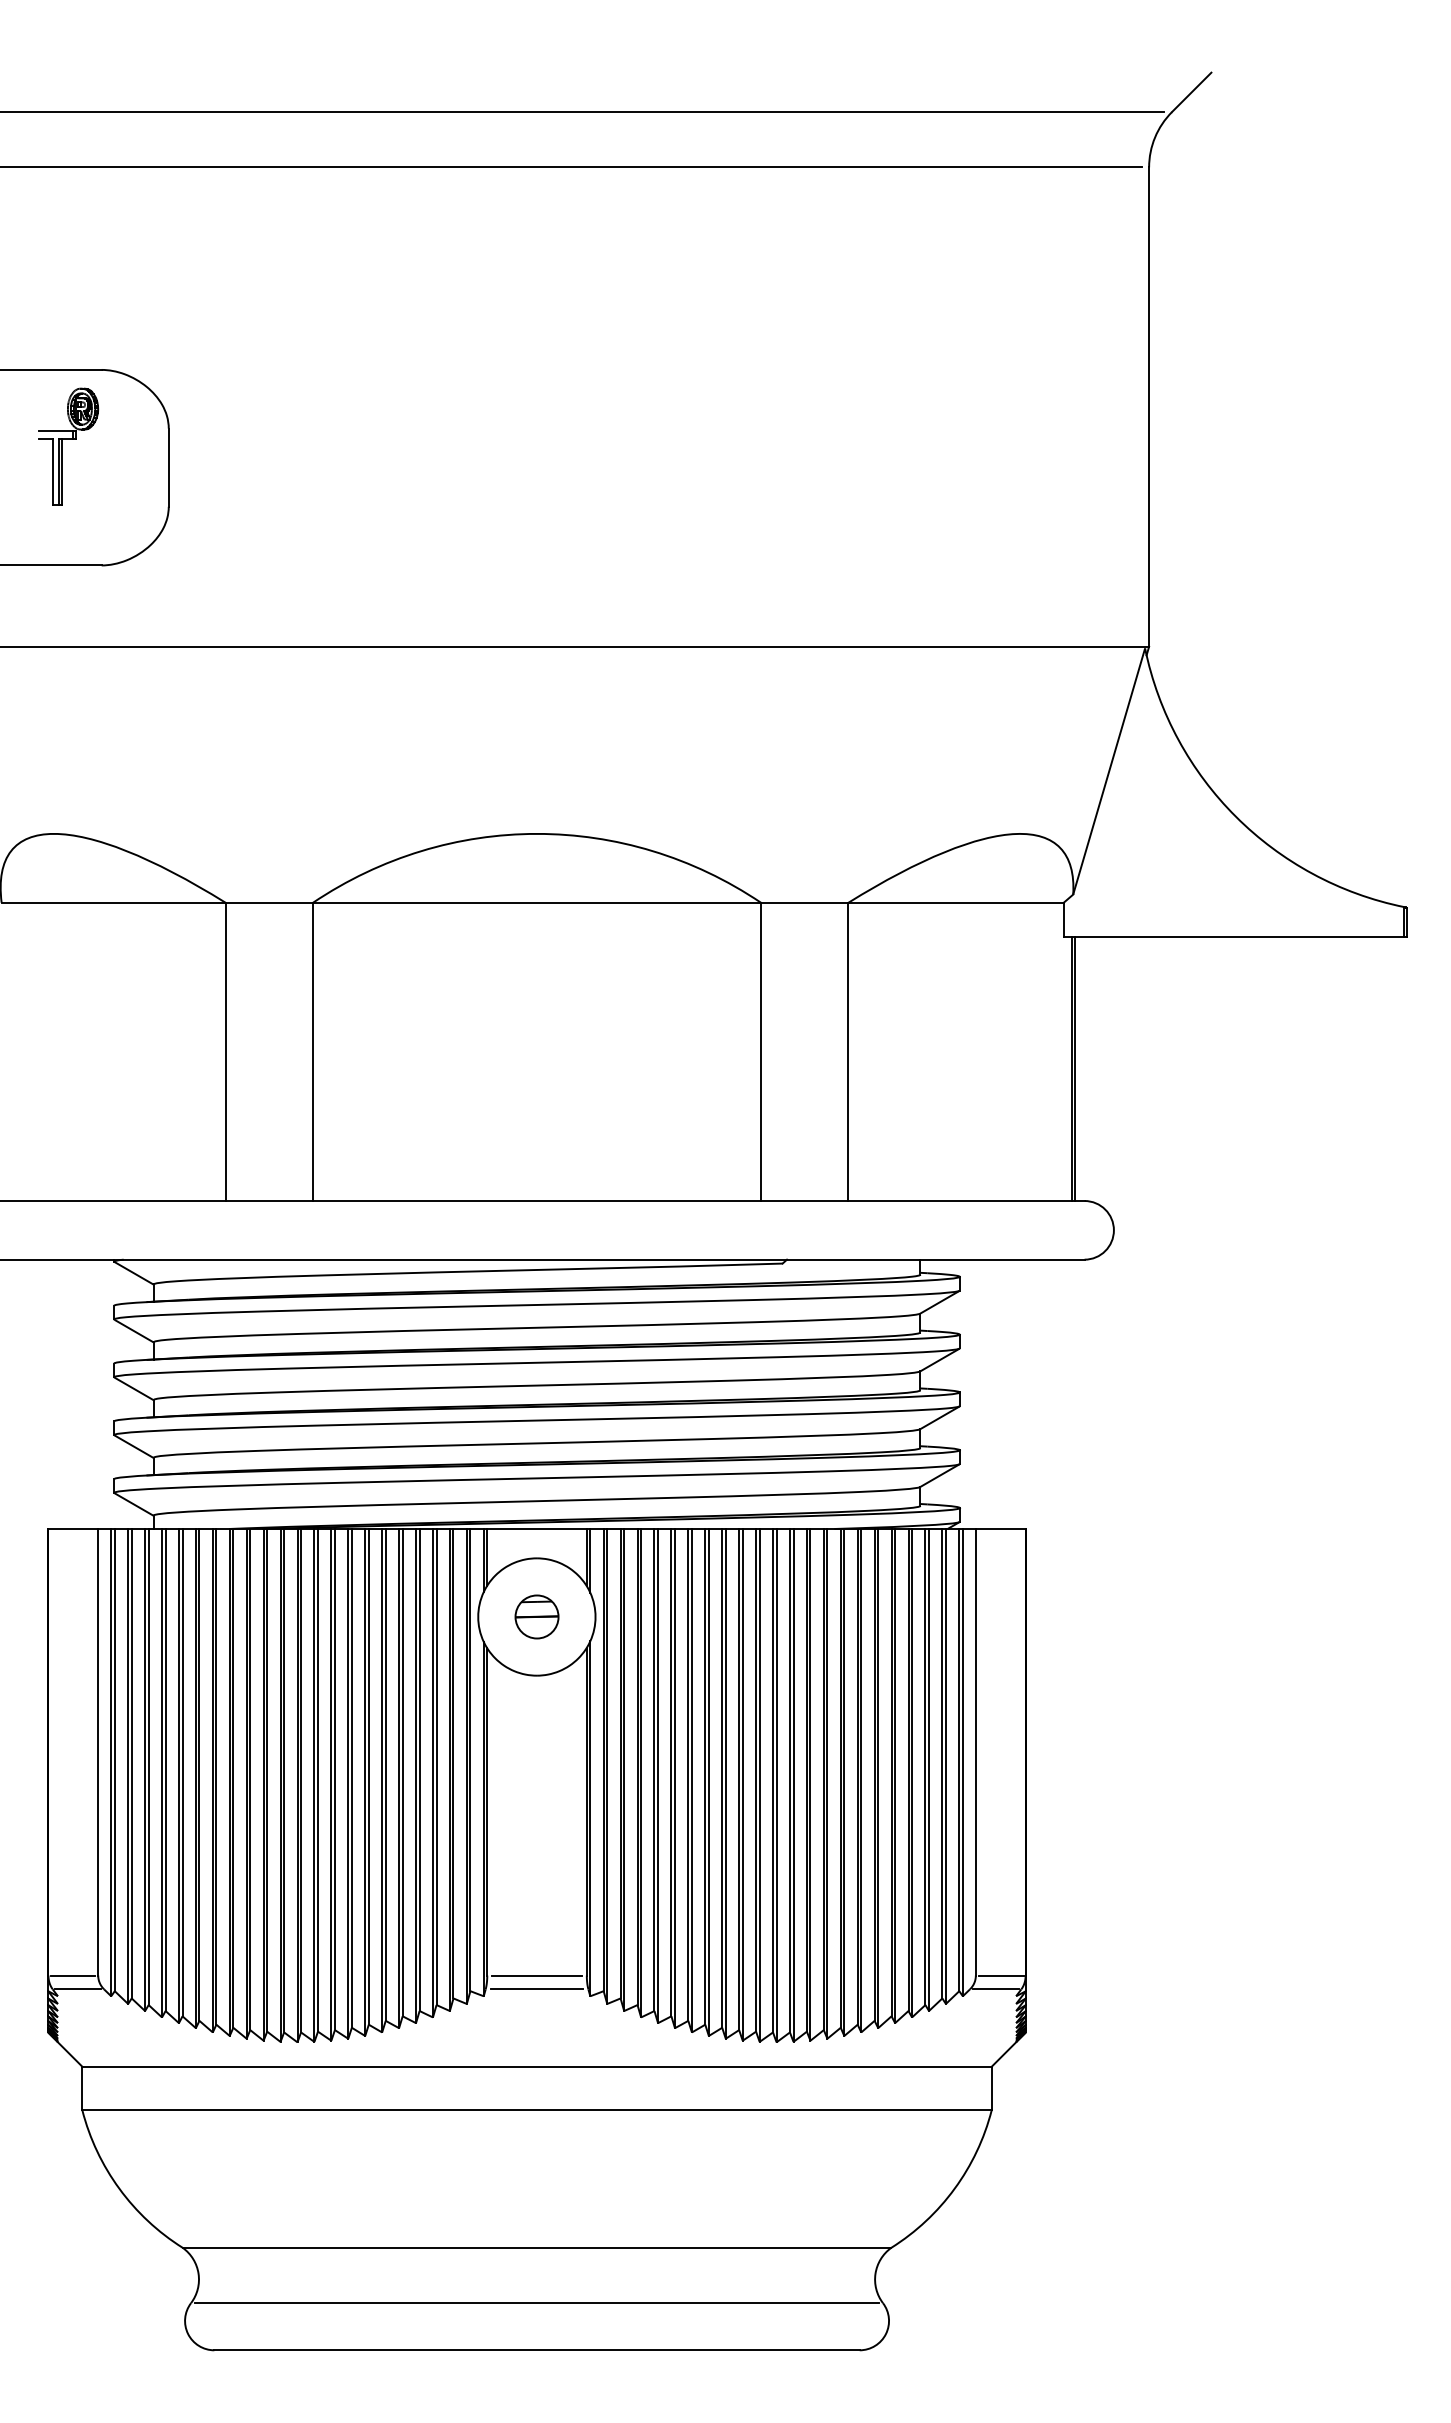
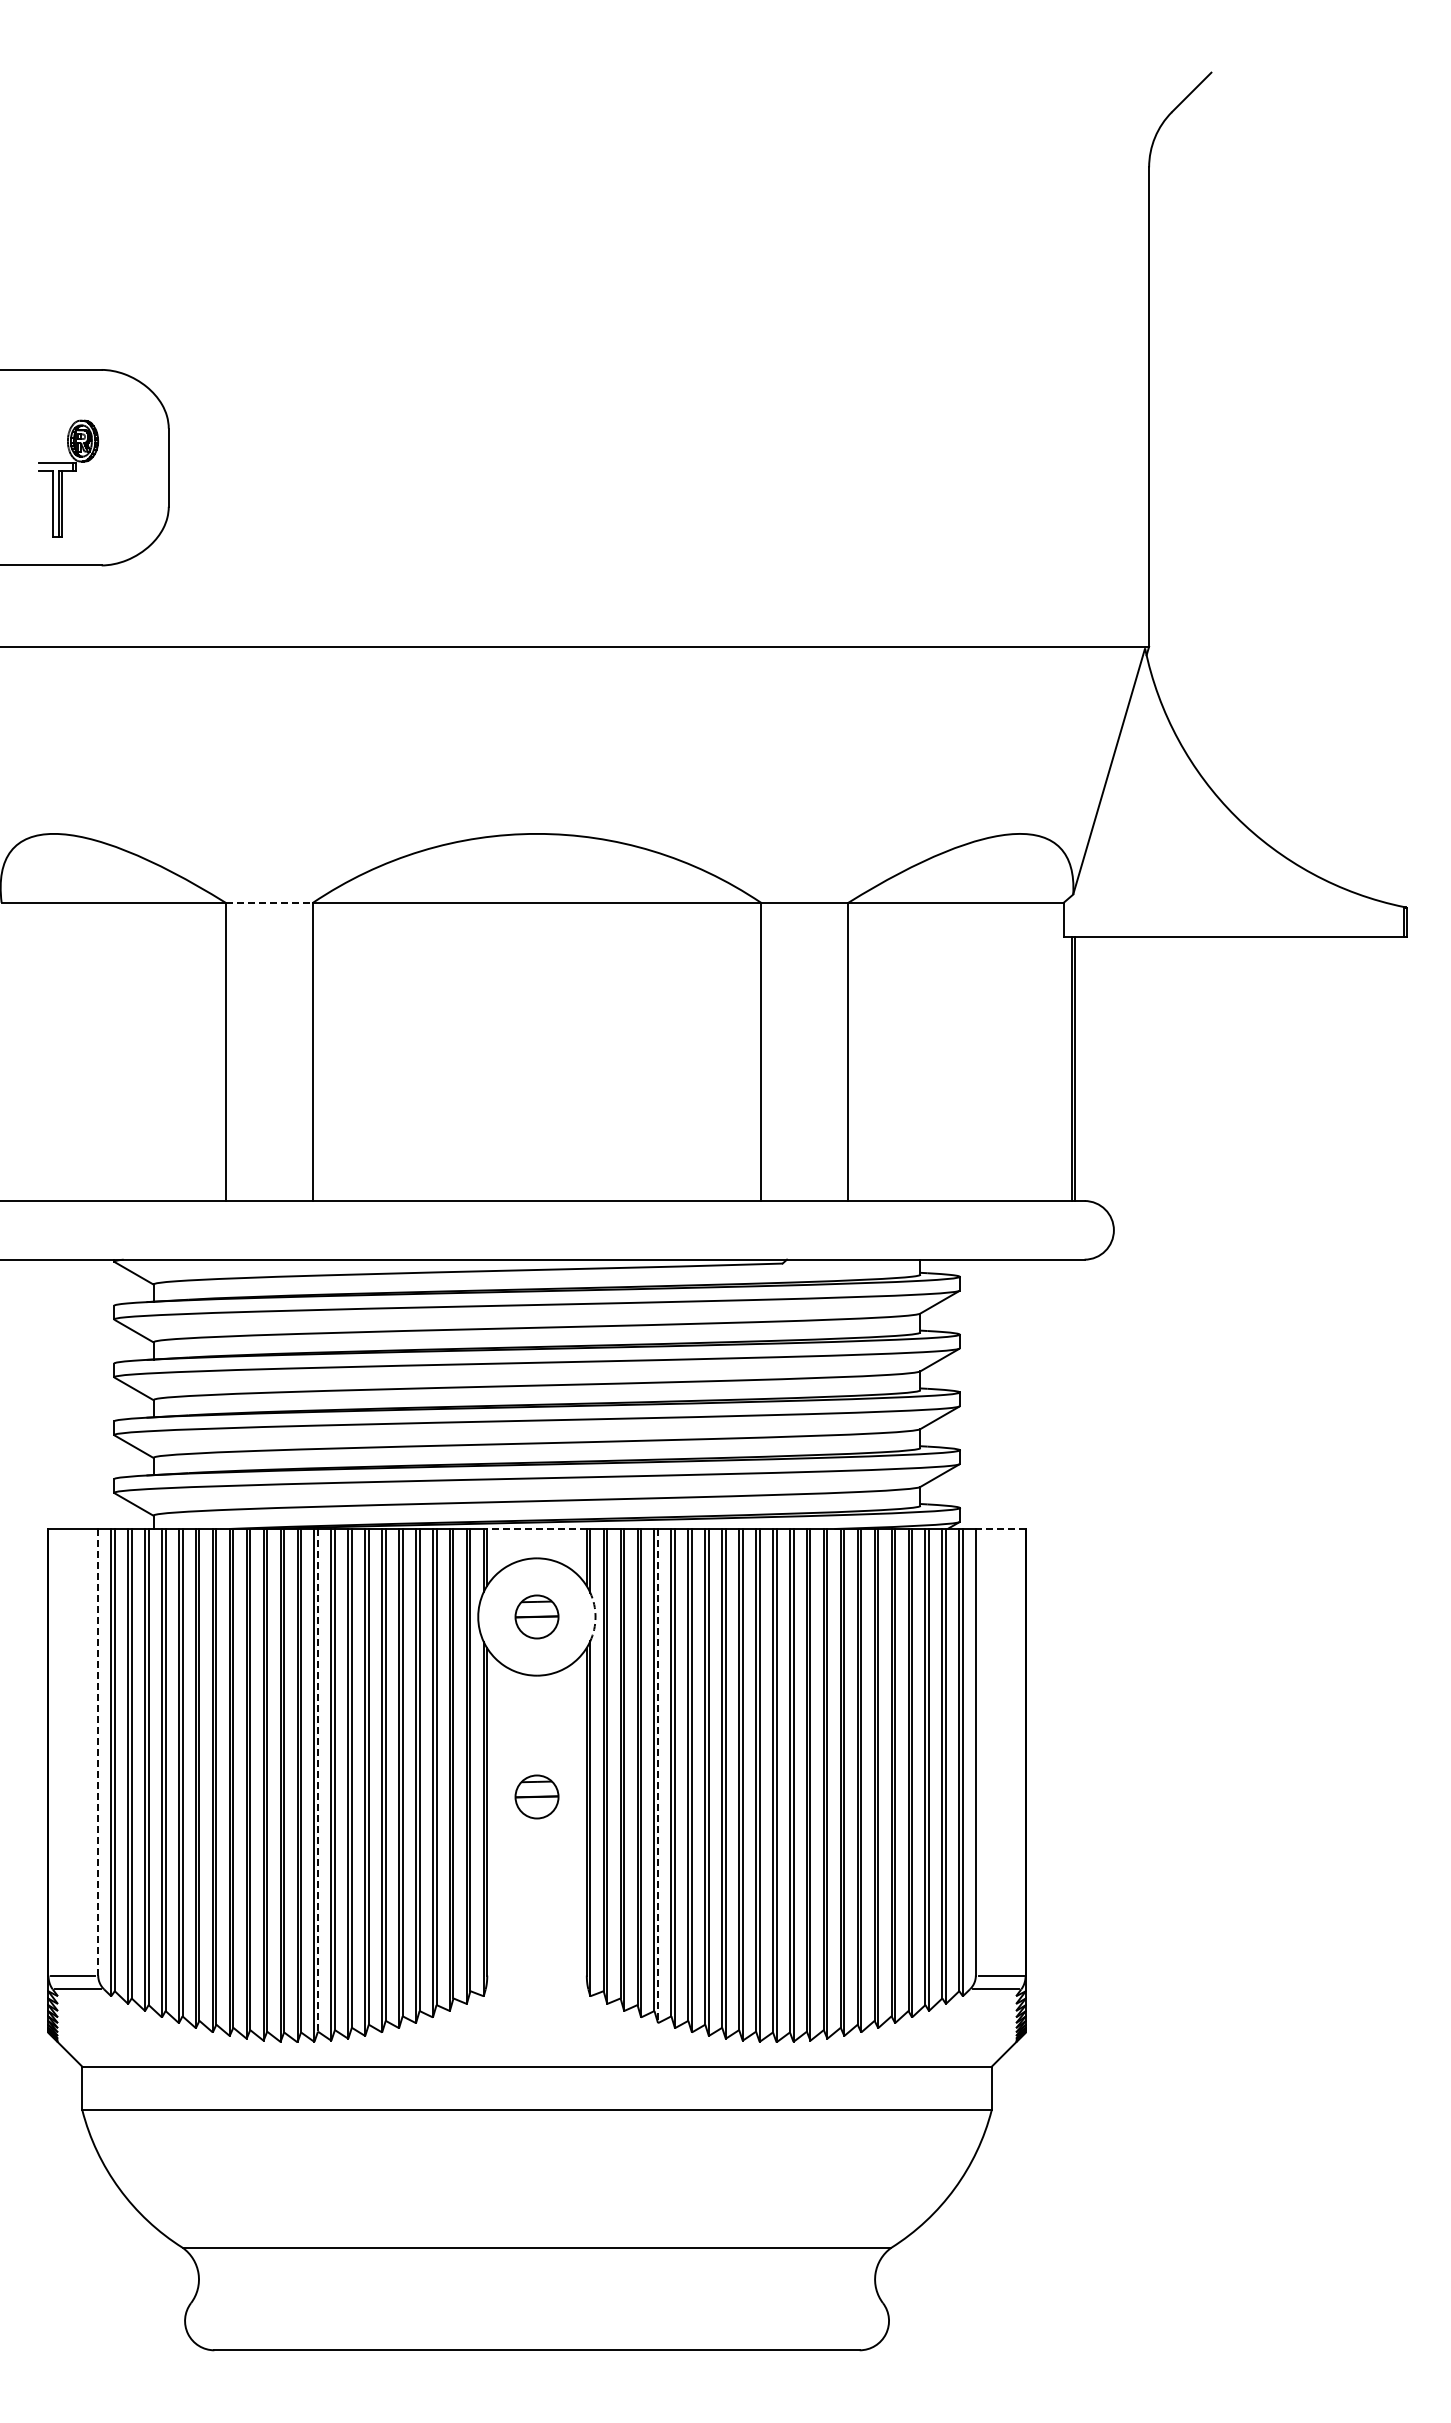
line: present -> none (583, 112)
line: present -> none (571, 167)
part position: (68, 446) -> (68, 478) (68, 478)
line: solid -> dashed (269, 902)
line: solid -> dashed (537, 1529)
line: solid -> dashed (1000, 1529)
arc: solid -> dashed (595, 1617)
line: solid -> dashed (98, 1751)
line: solid -> dashed (658, 1776)
line: solid -> dashed (318, 1780)
part: none -> present (536, 1796)
line: present -> none (536, 1975)
line: present -> none (536, 1989)
line: present -> none (536, 2303)
